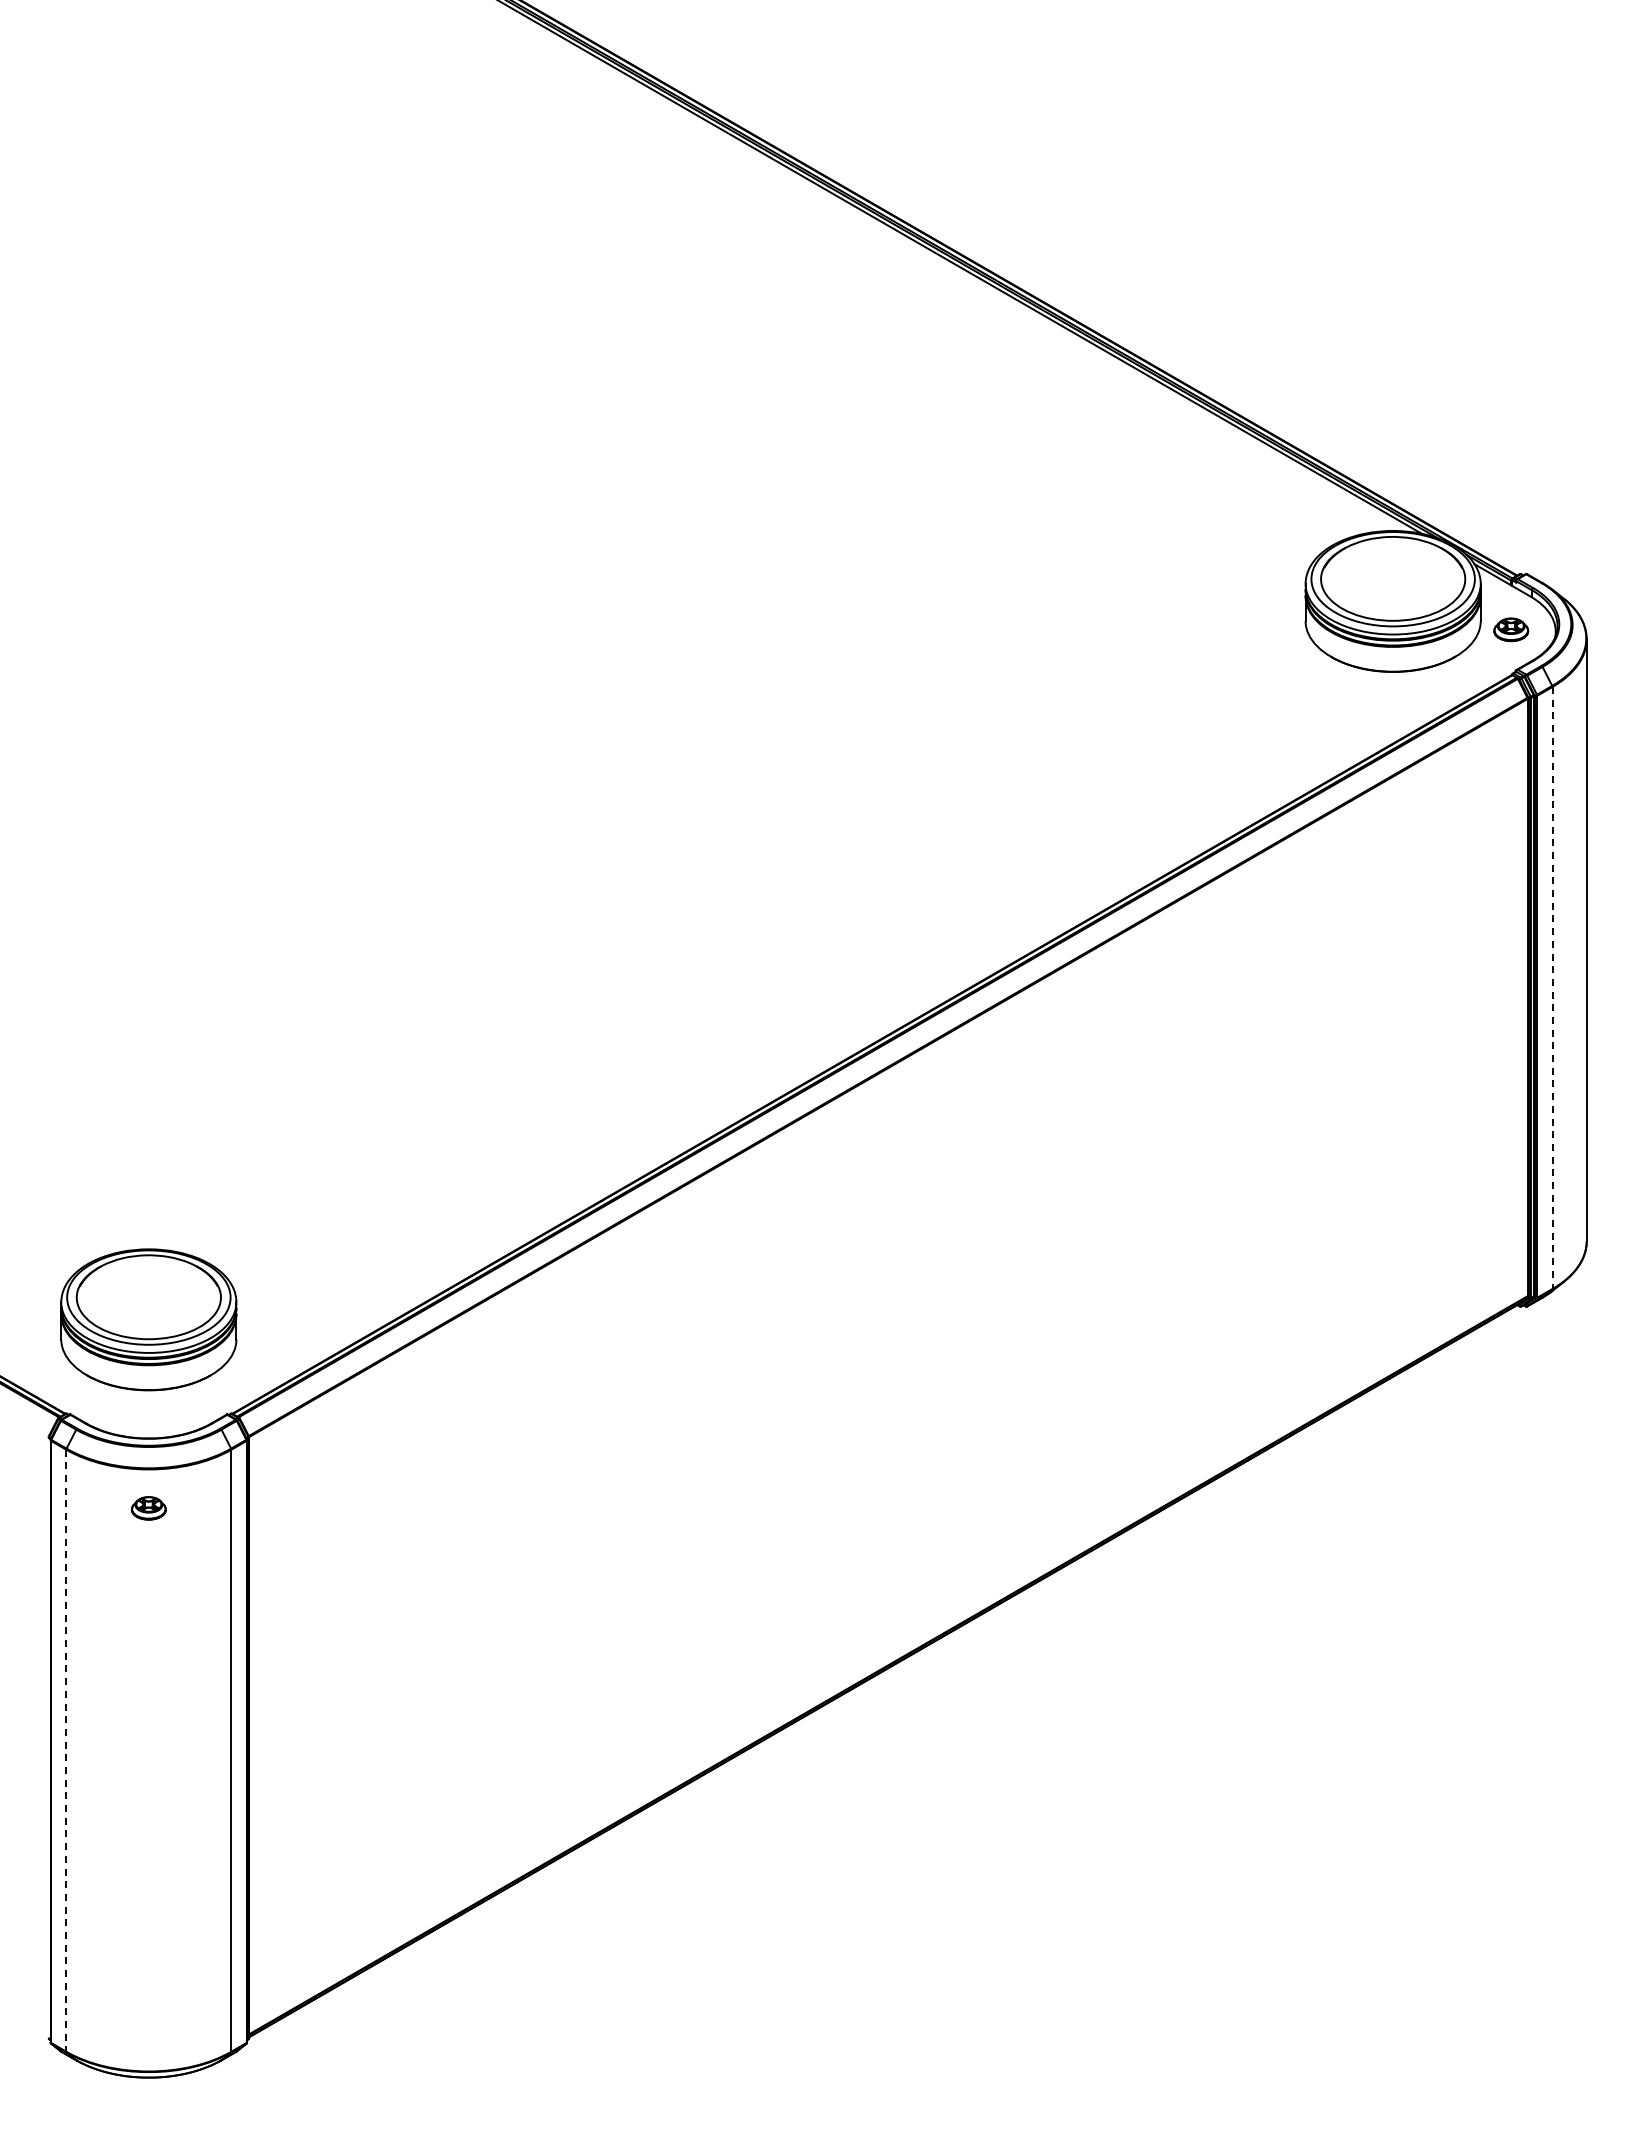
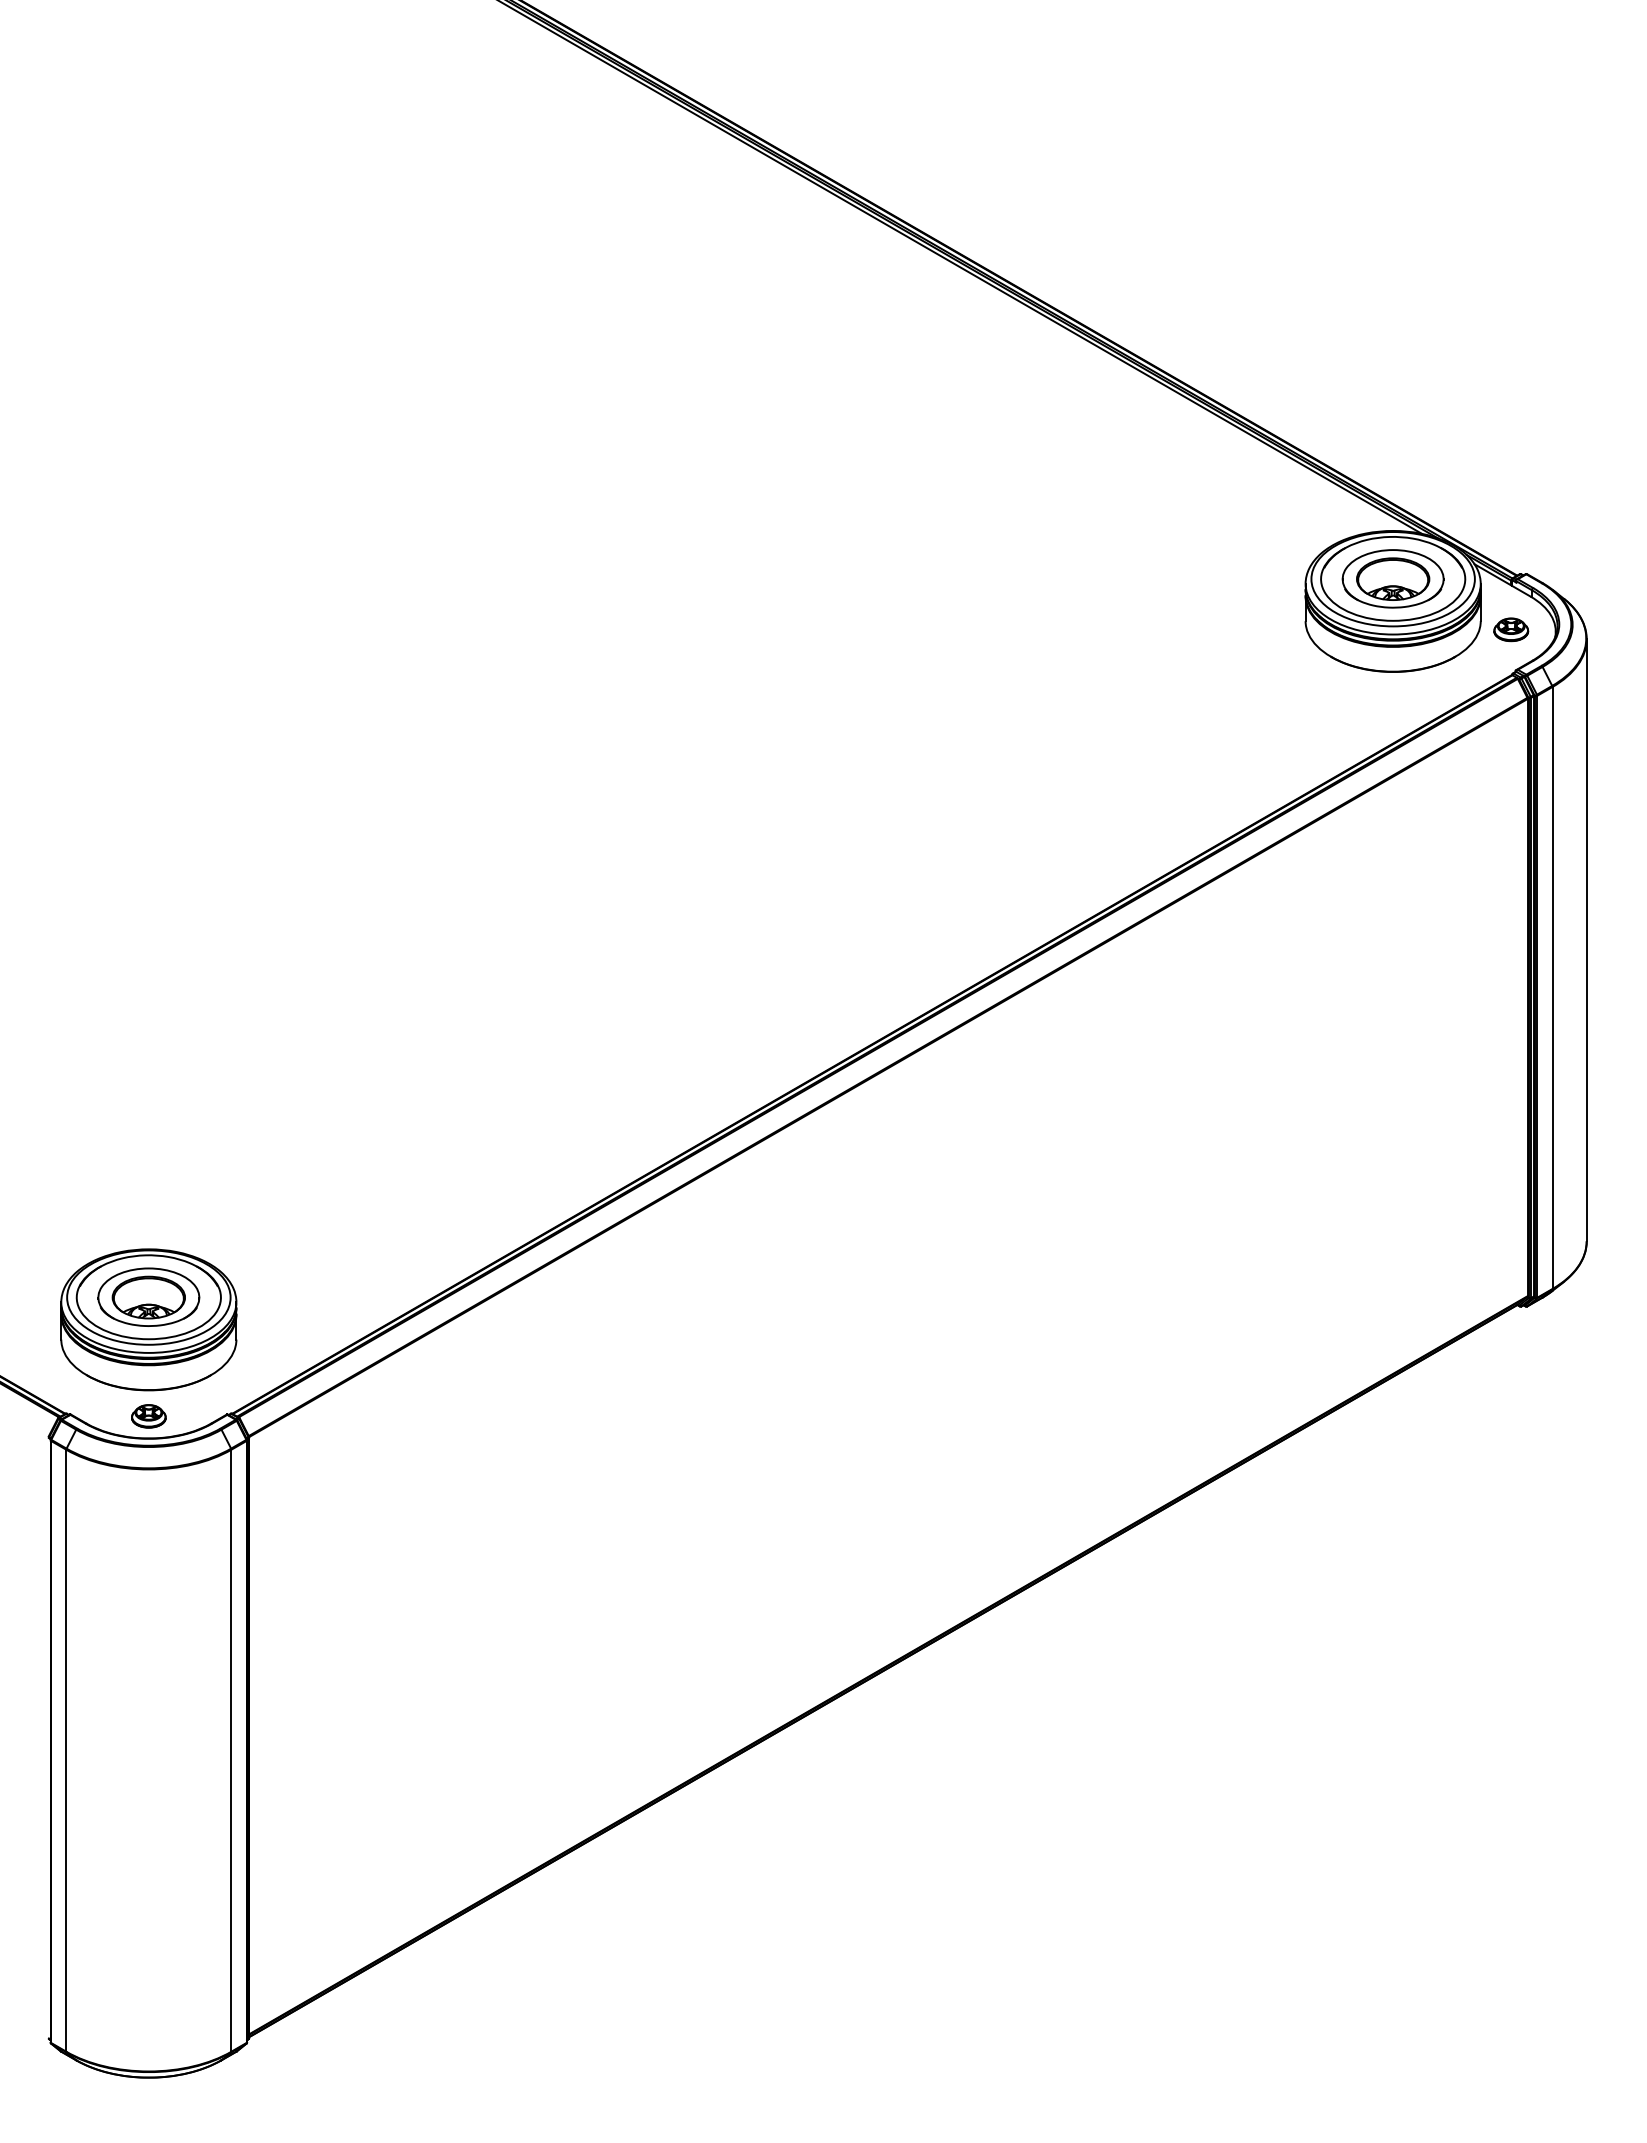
part: none -> present (1392, 578)
line: dashed -> solid (1552, 987)
part: none -> present (148, 1296)
part position: (148, 1508) -> (148, 1416) (148, 1416)
line: dashed -> solid (66, 1750)
